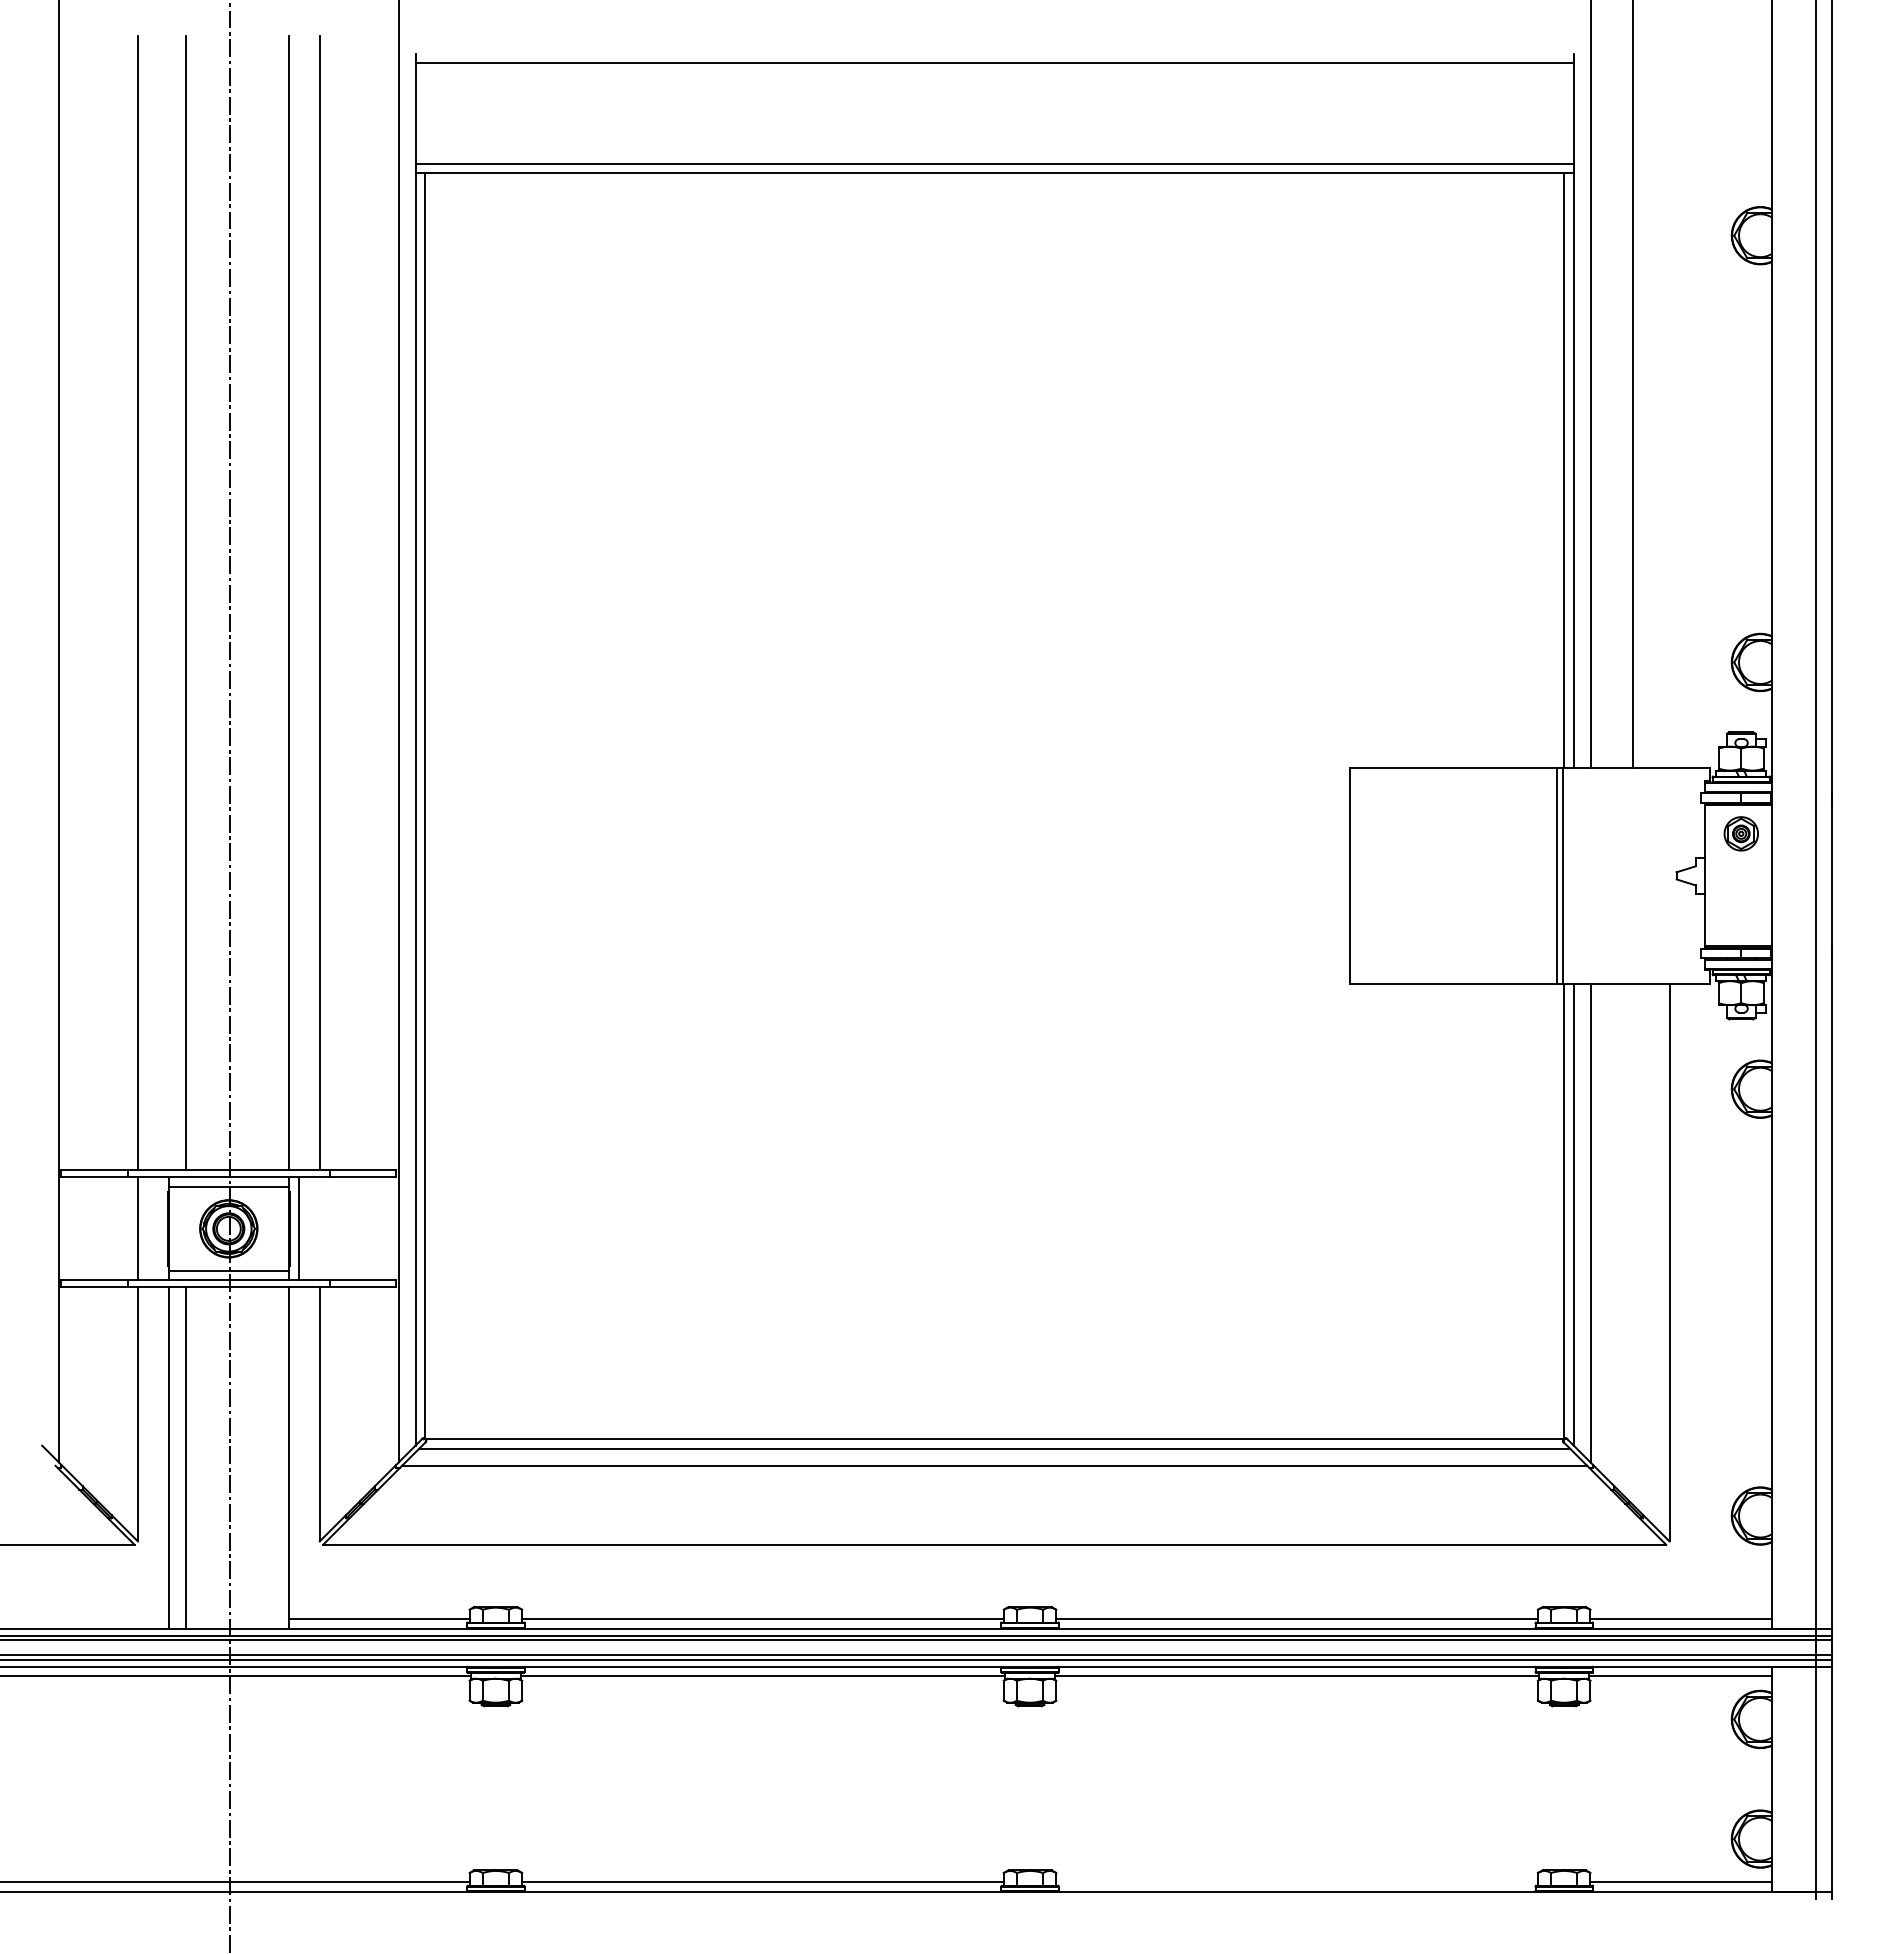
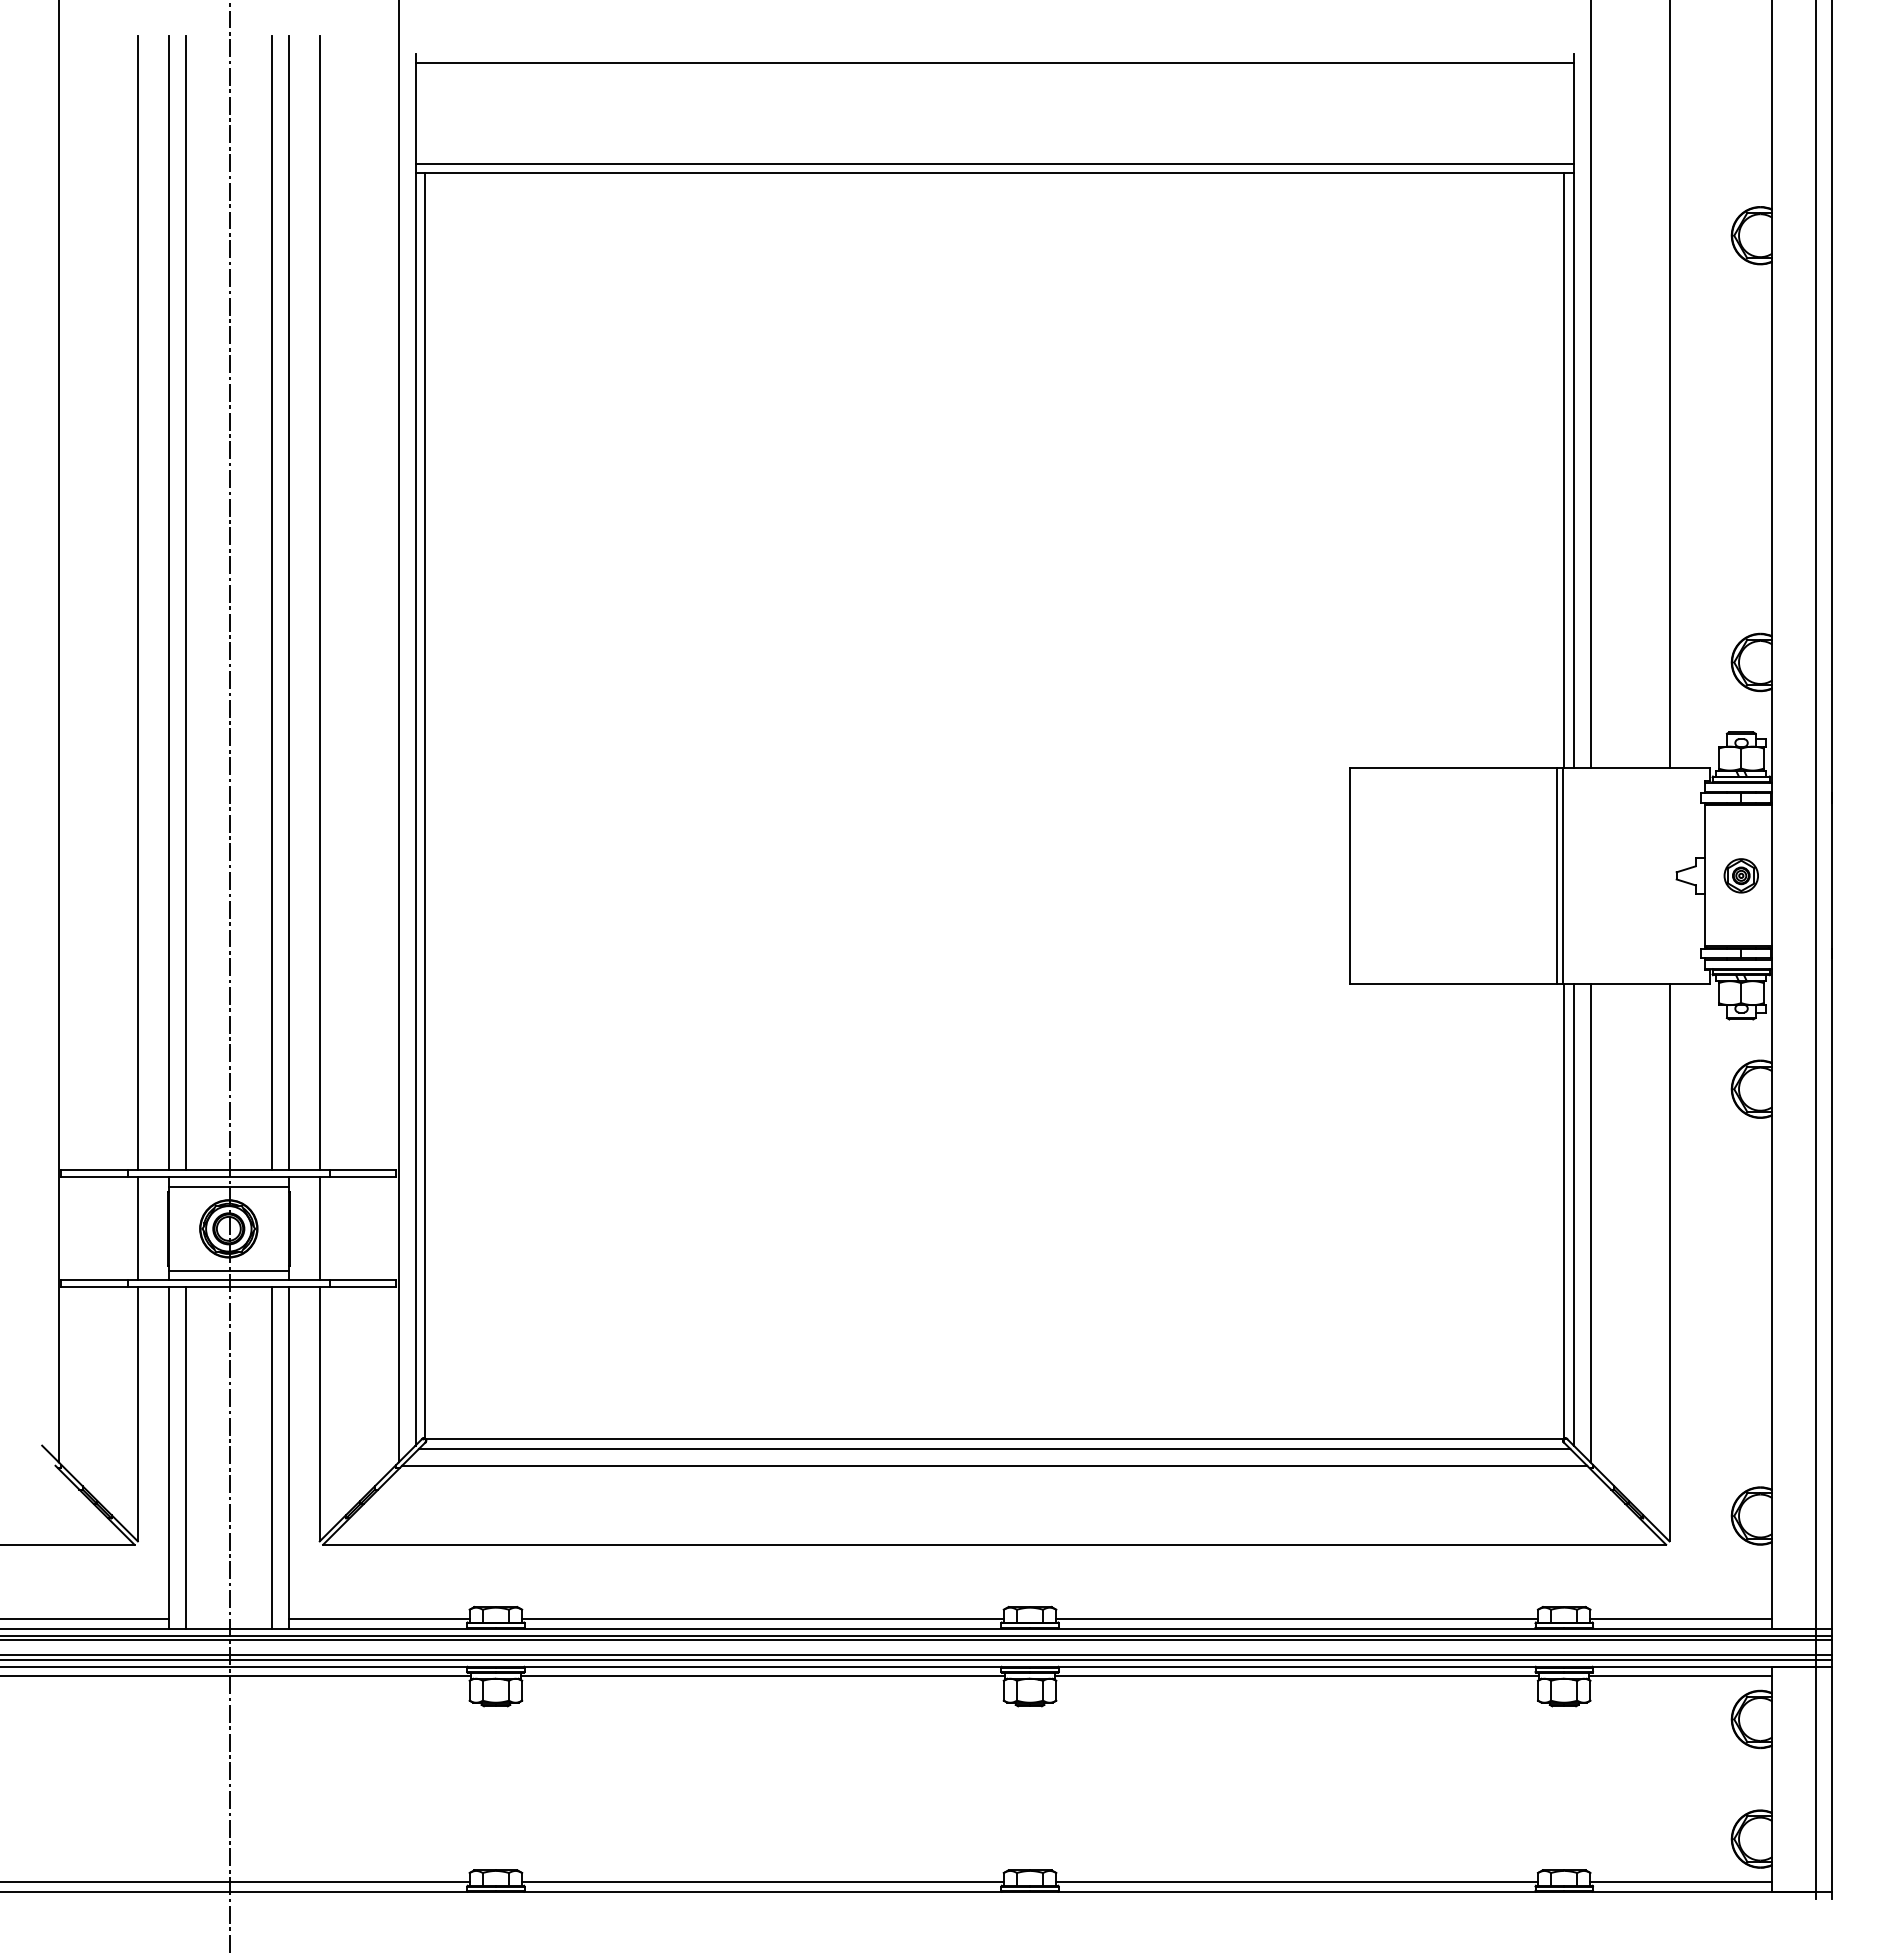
line position: (1632, 385) -> (1669, 385) (1669, 385)
line: none -> present (169, 602)
line: none -> present (271, 602)
part position: (1740, 833) -> (1740, 875) (1740, 875)
line position: (298, 1228) -> (319, 1228) (319, 1228)
line: none -> present (271, 1457)
line: none -> present (85, 1618)
line: none -> present (1296, 1882)
